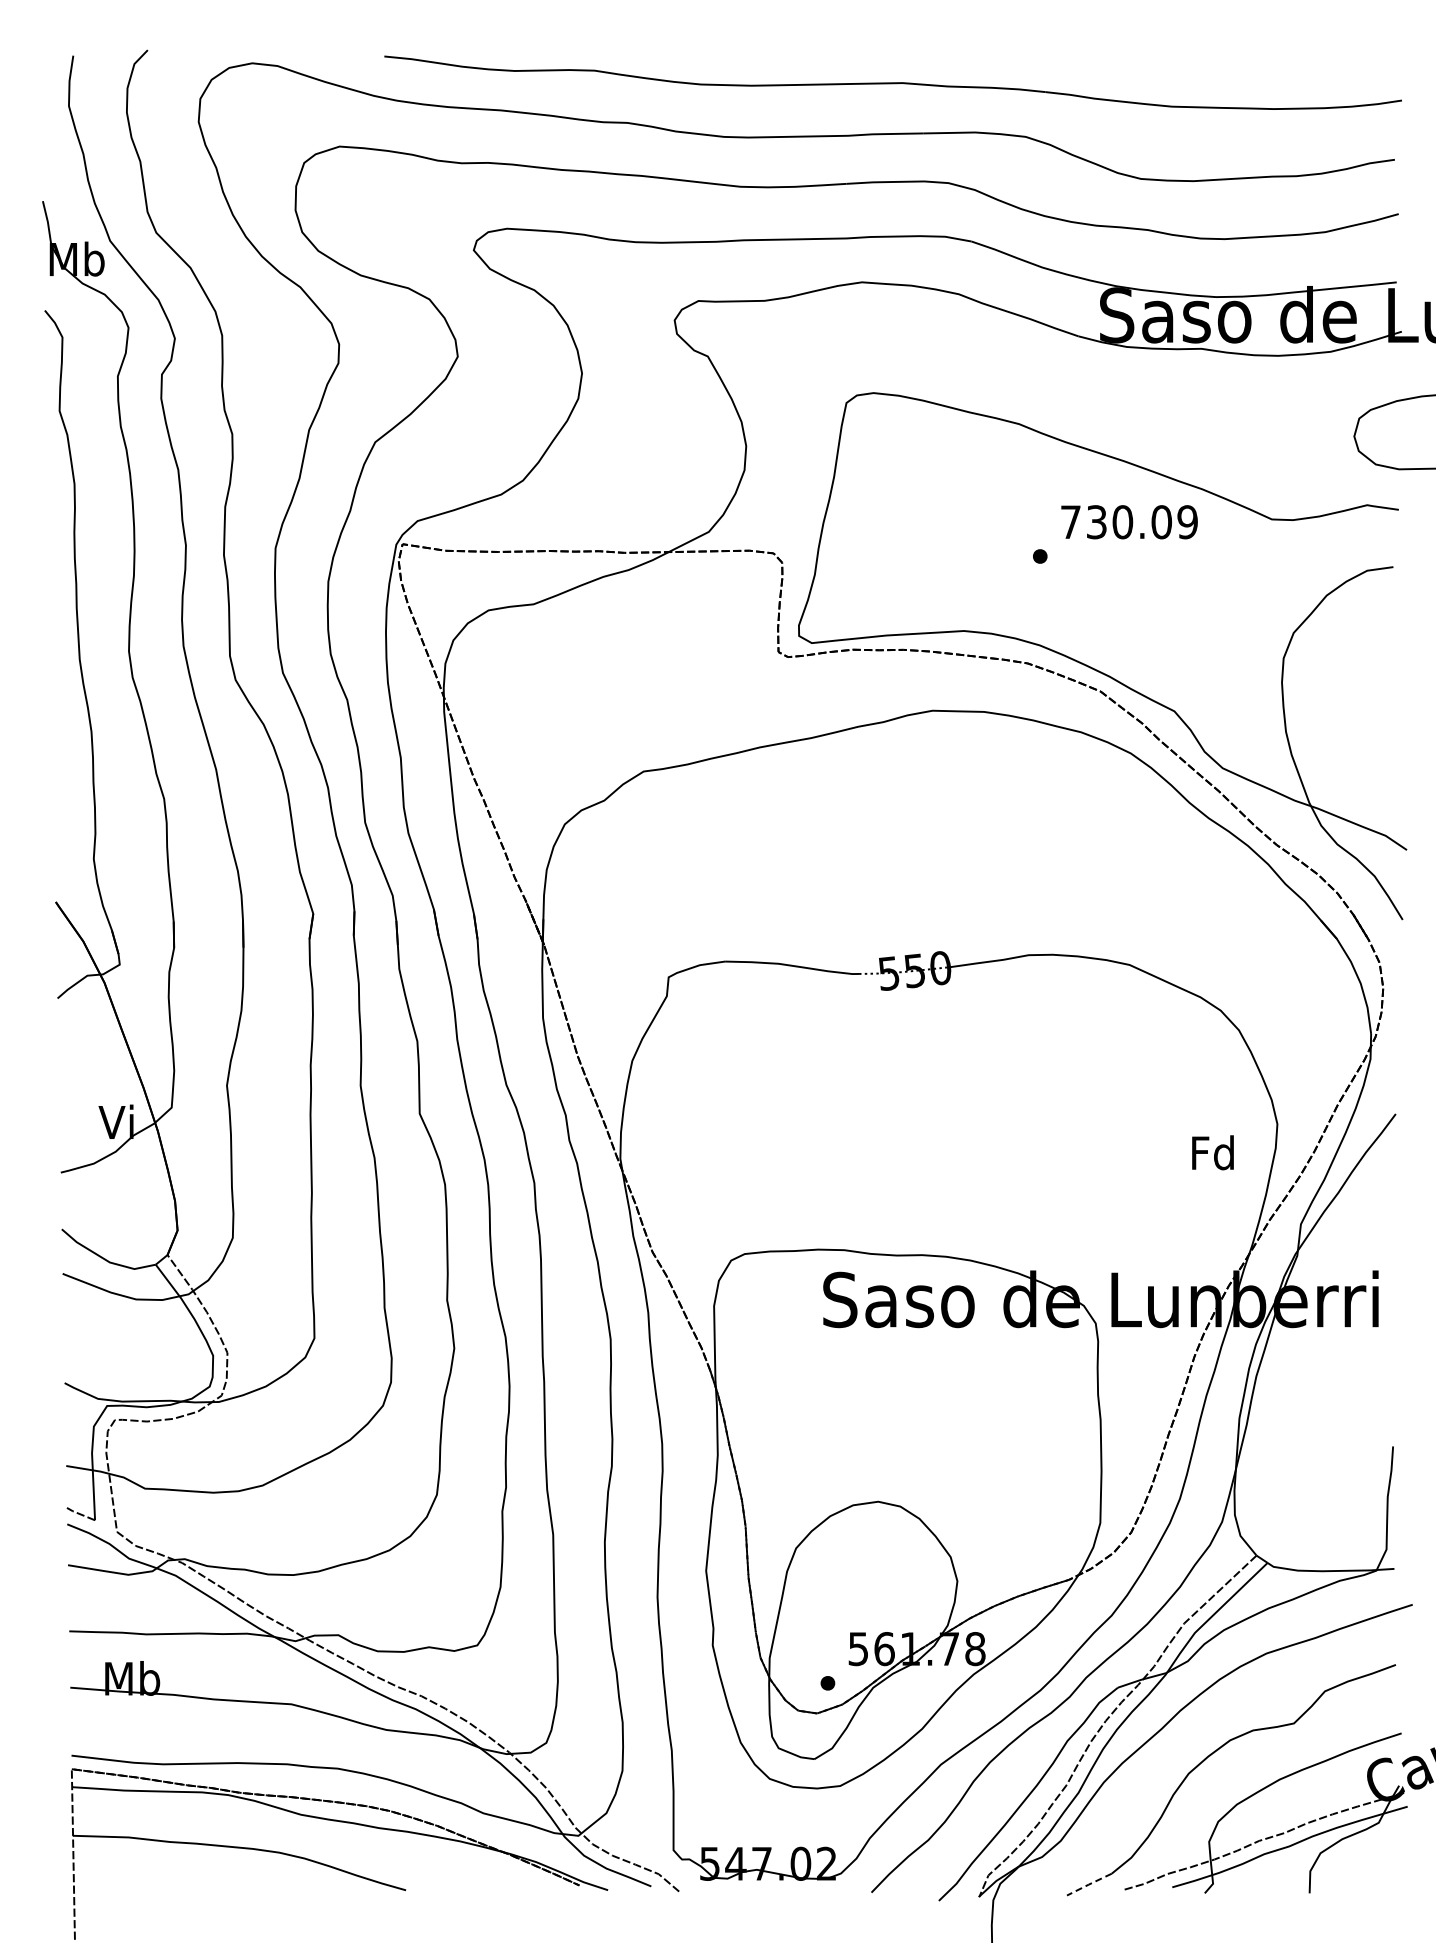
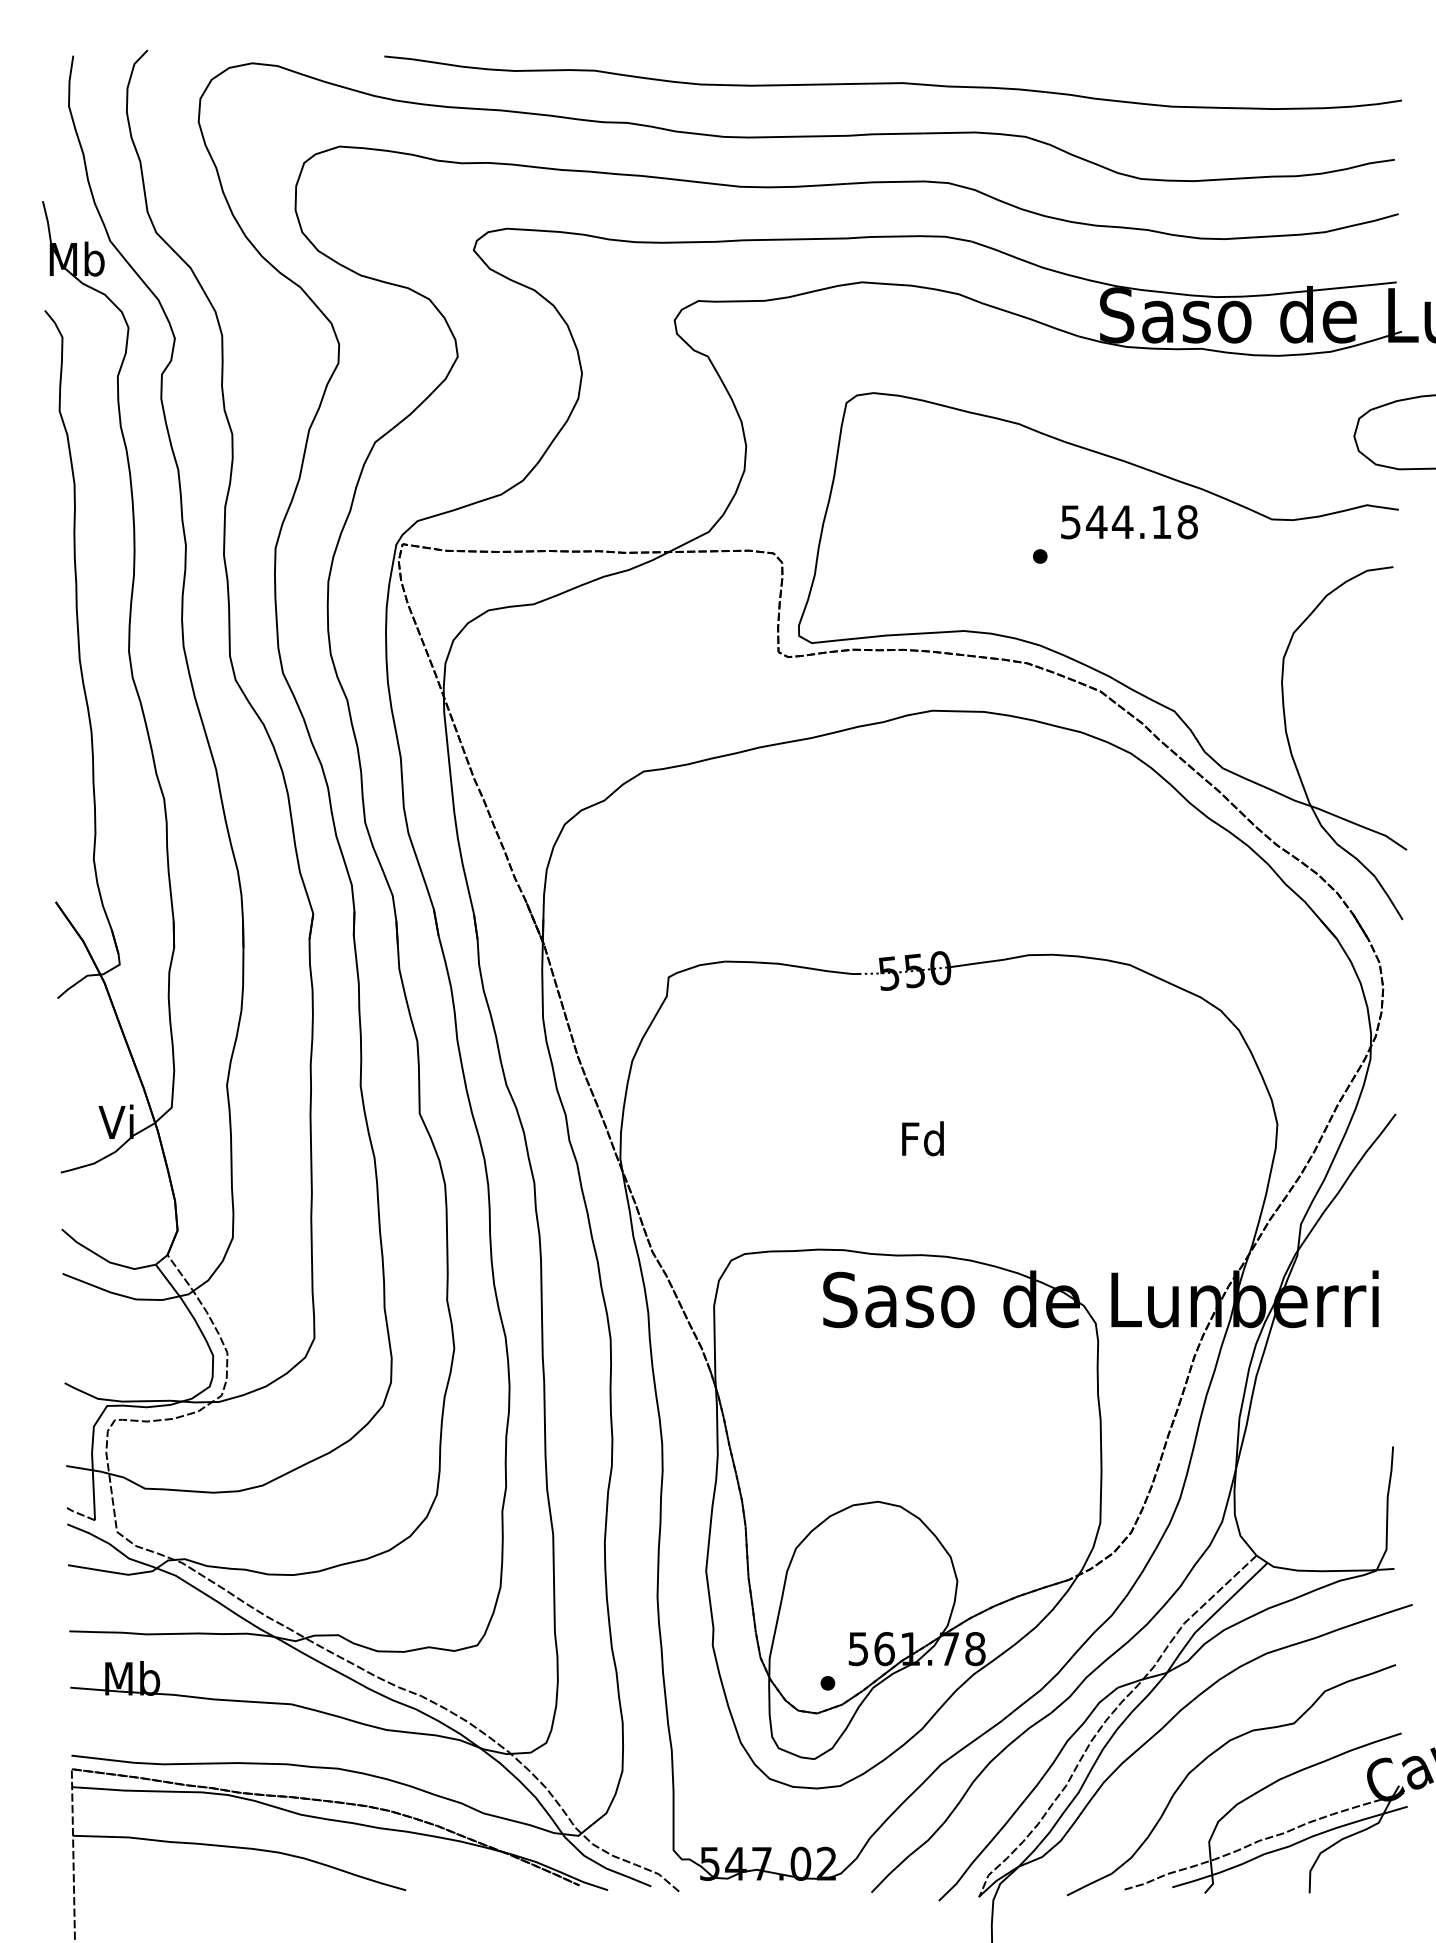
text: 730.09 -> 544.18 (1129, 522)
text position: (1212, 1152) -> (922, 1138) (922, 1138)
line: dashed -> solid (1088, 1884)
